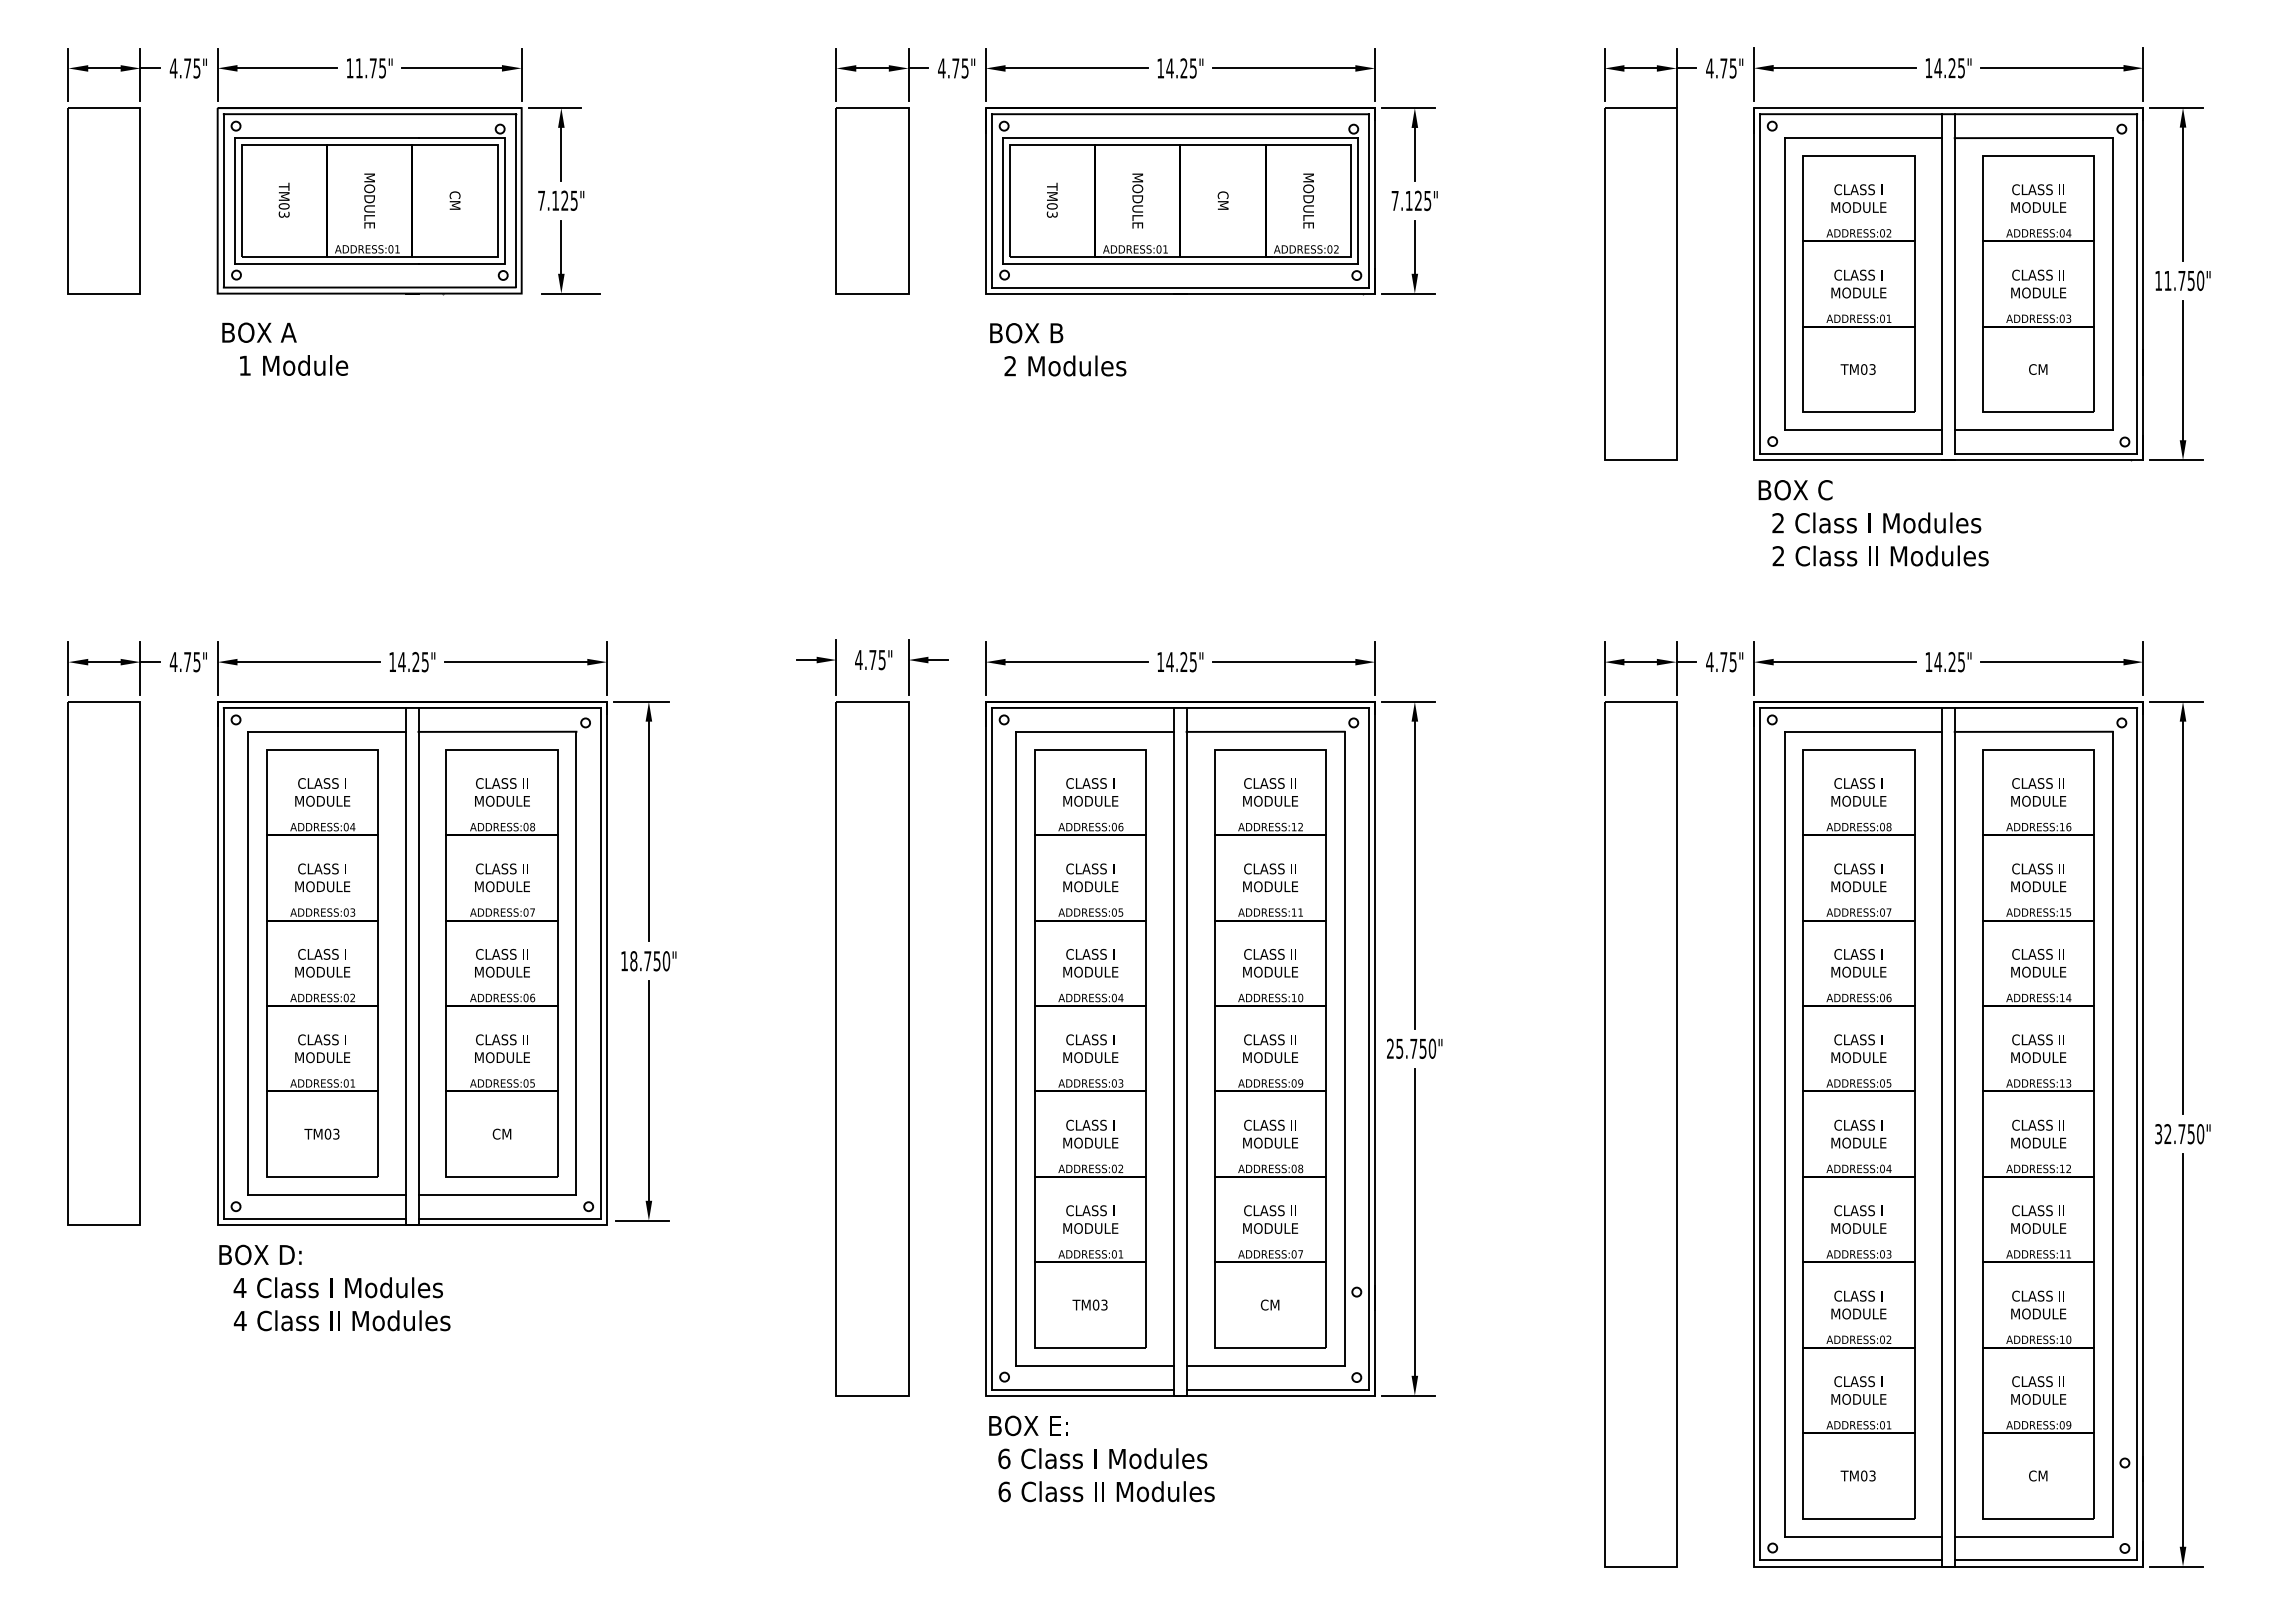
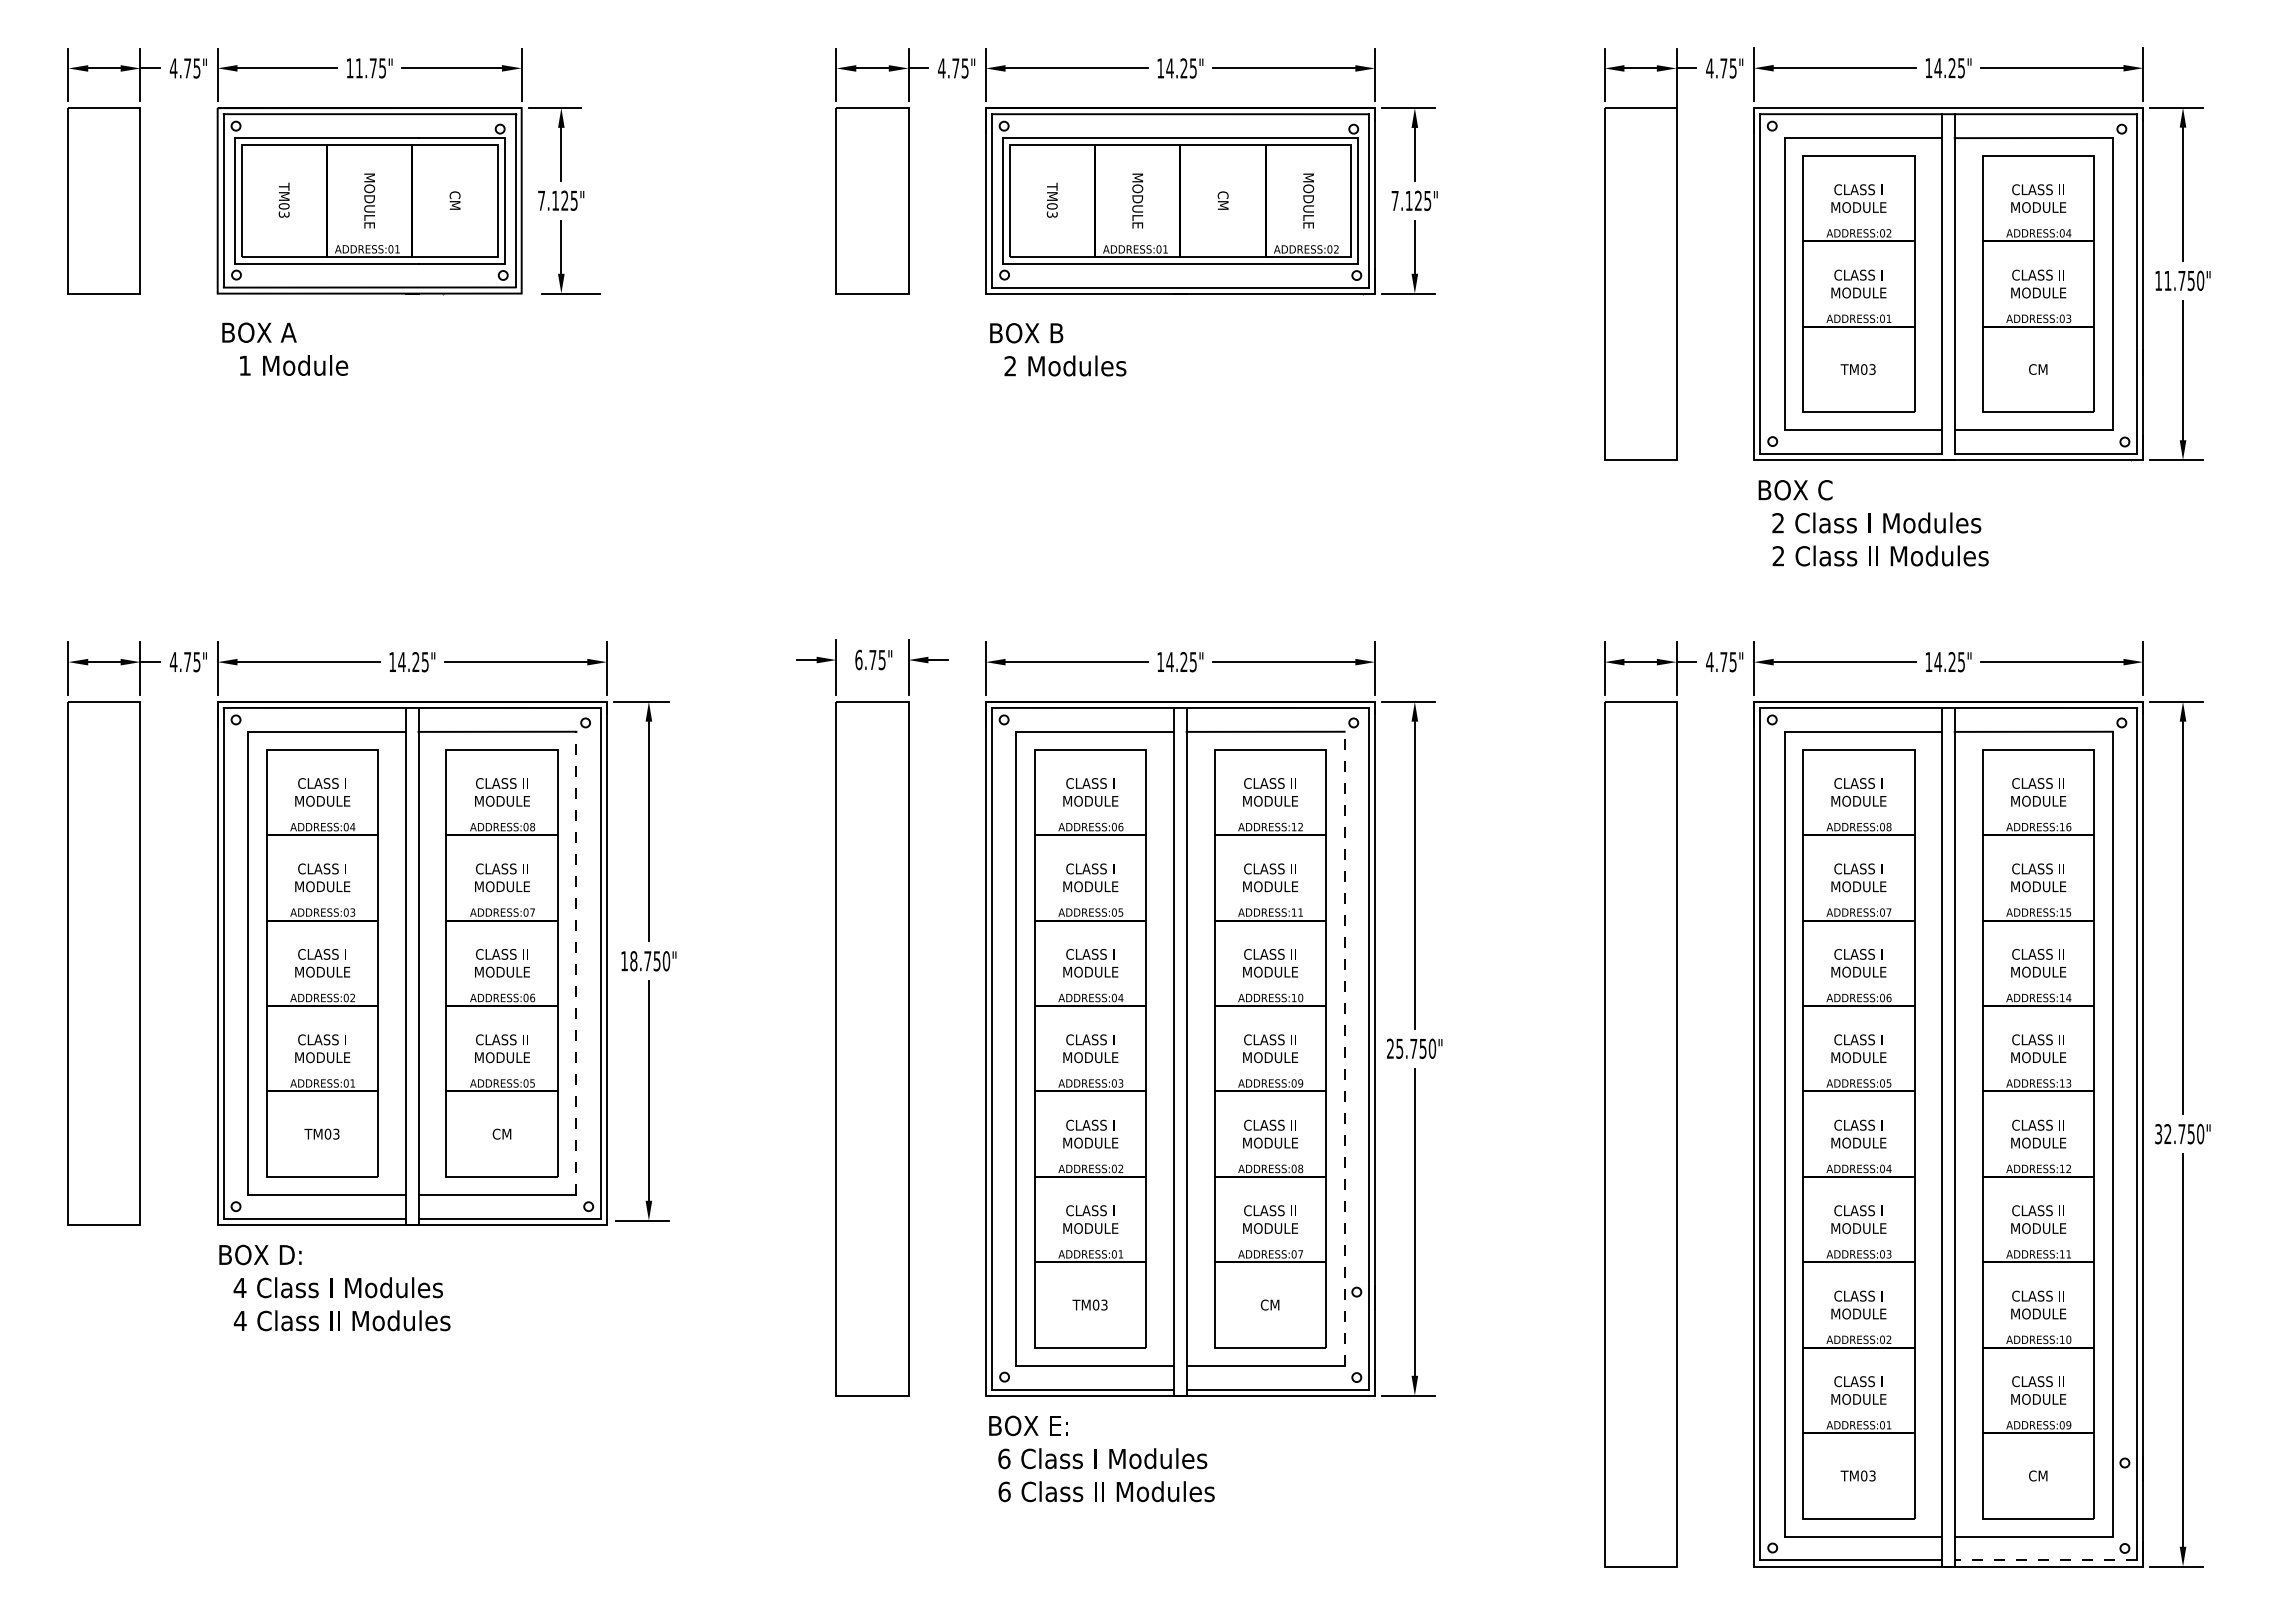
text: 4.75" -> 6.75" (858, 659)
line: solid -> dashed (576, 962)
line: solid -> dashed (1344, 1048)
line: solid -> dashed (2045, 1560)
